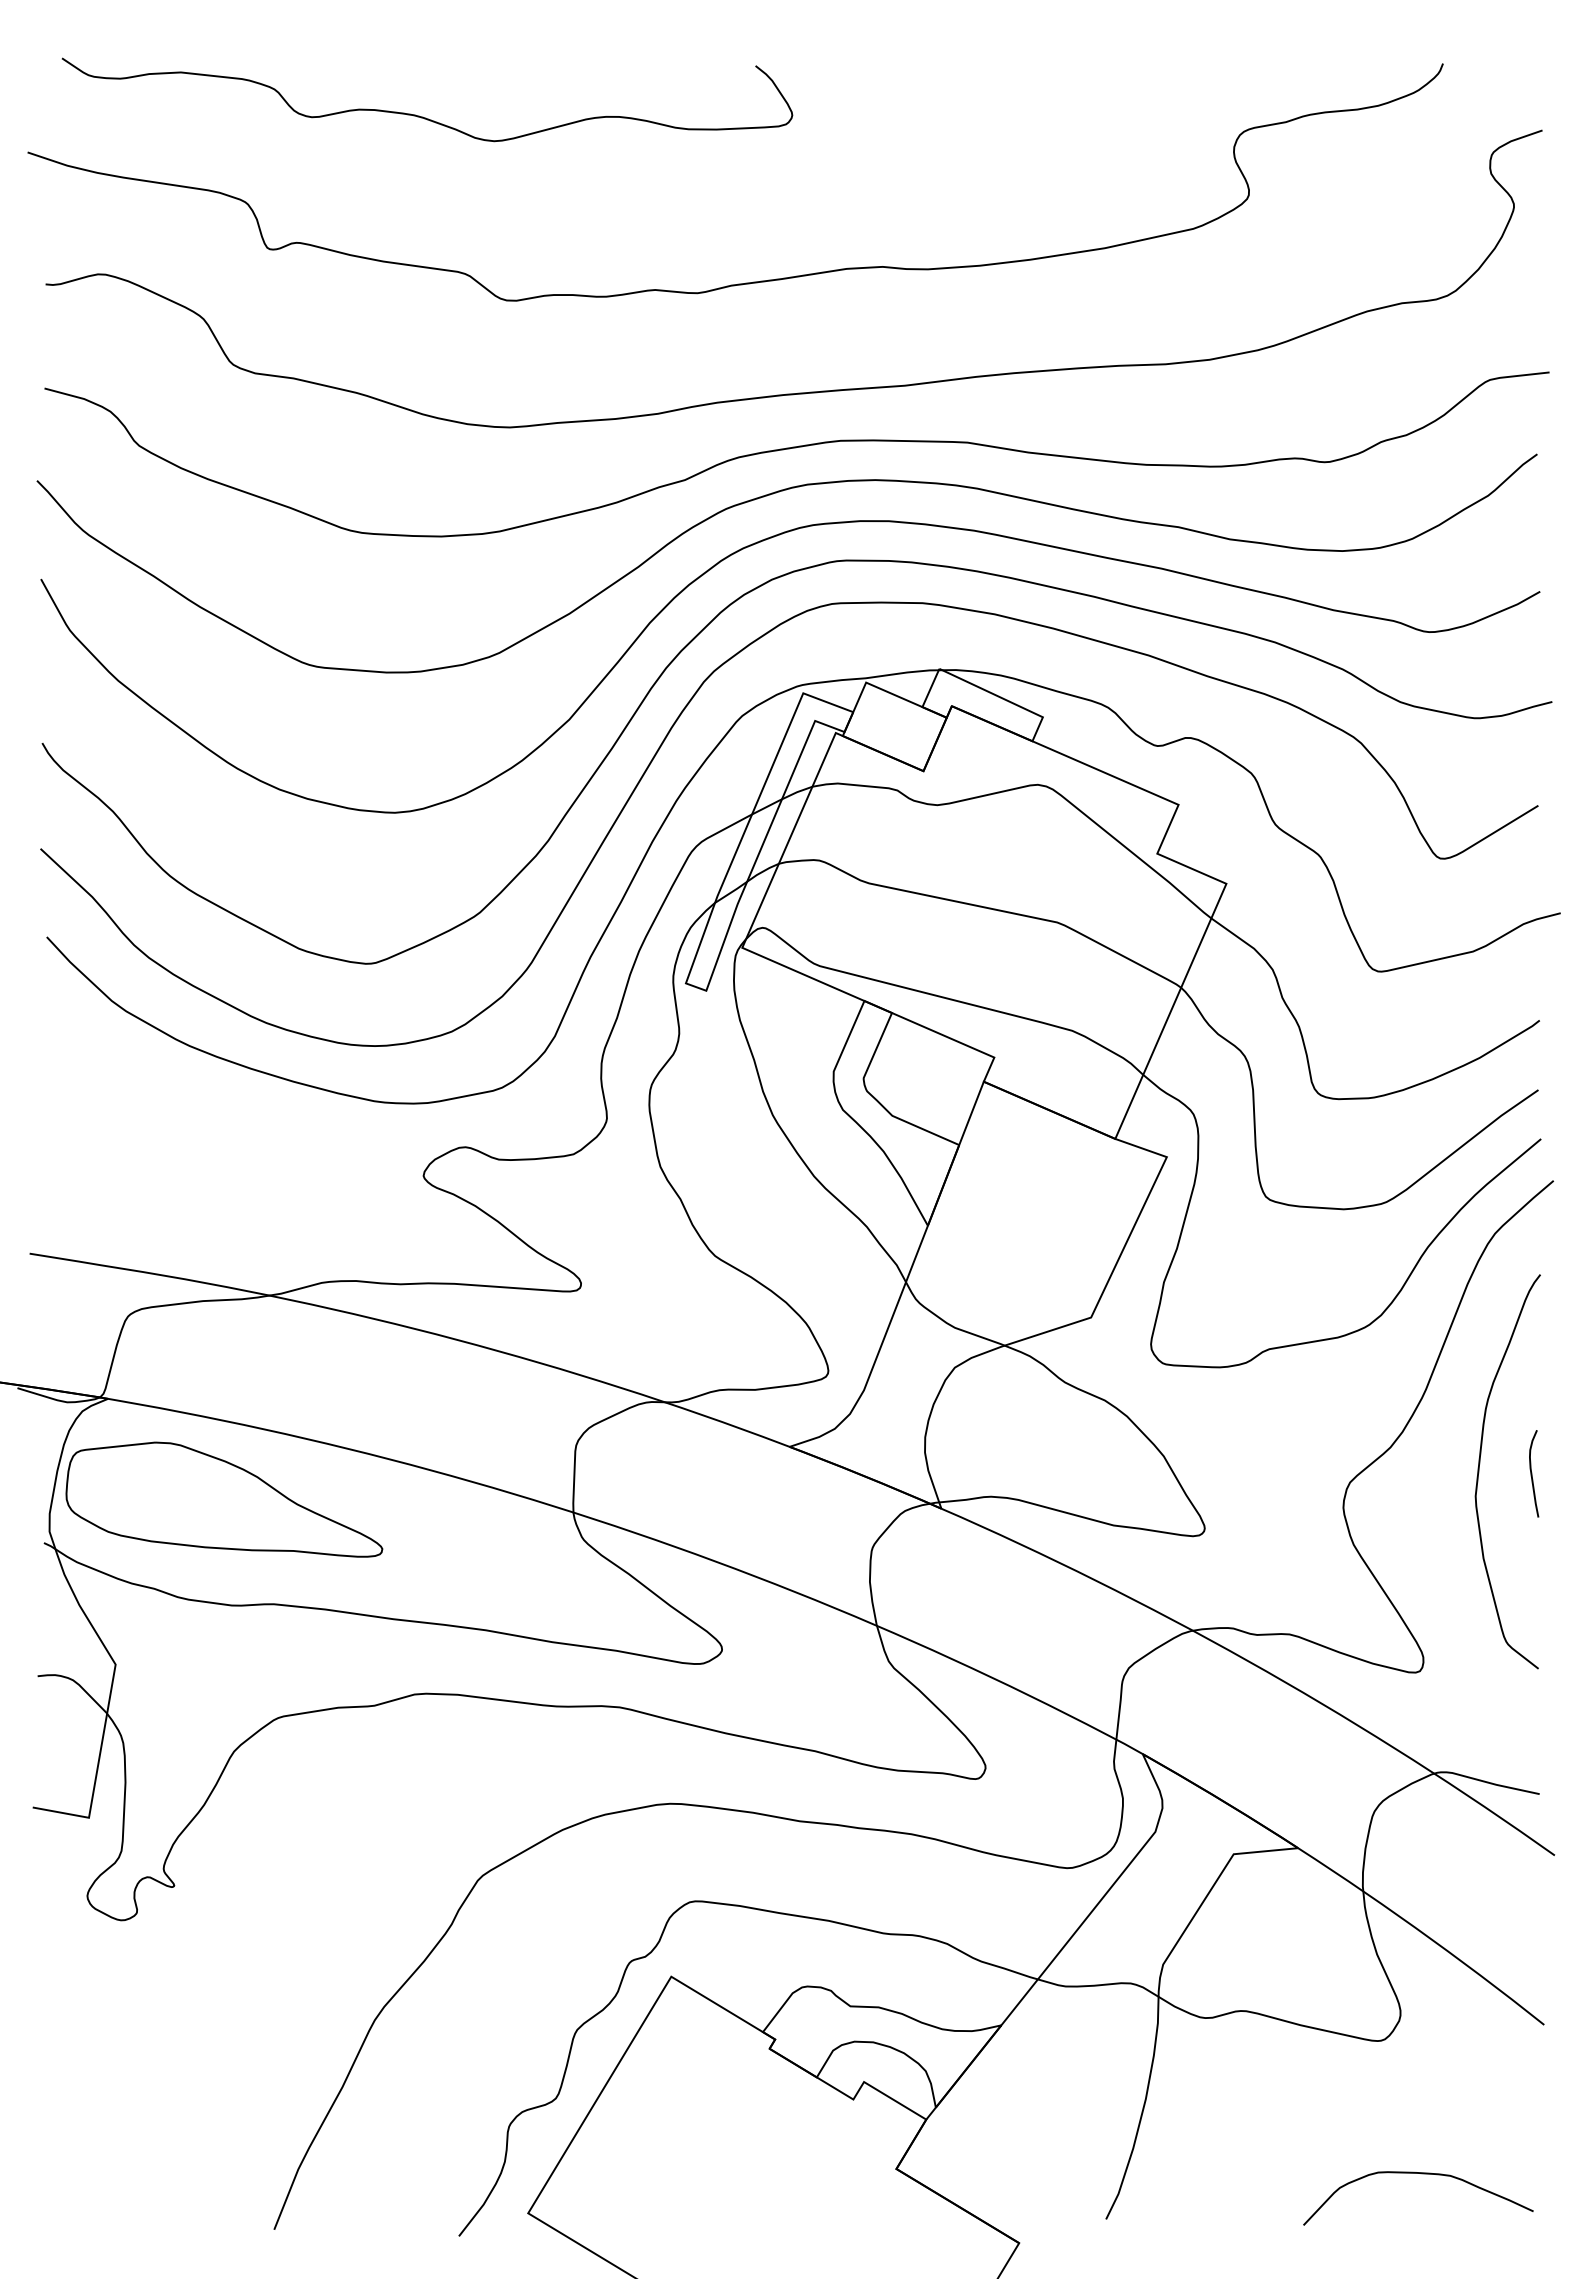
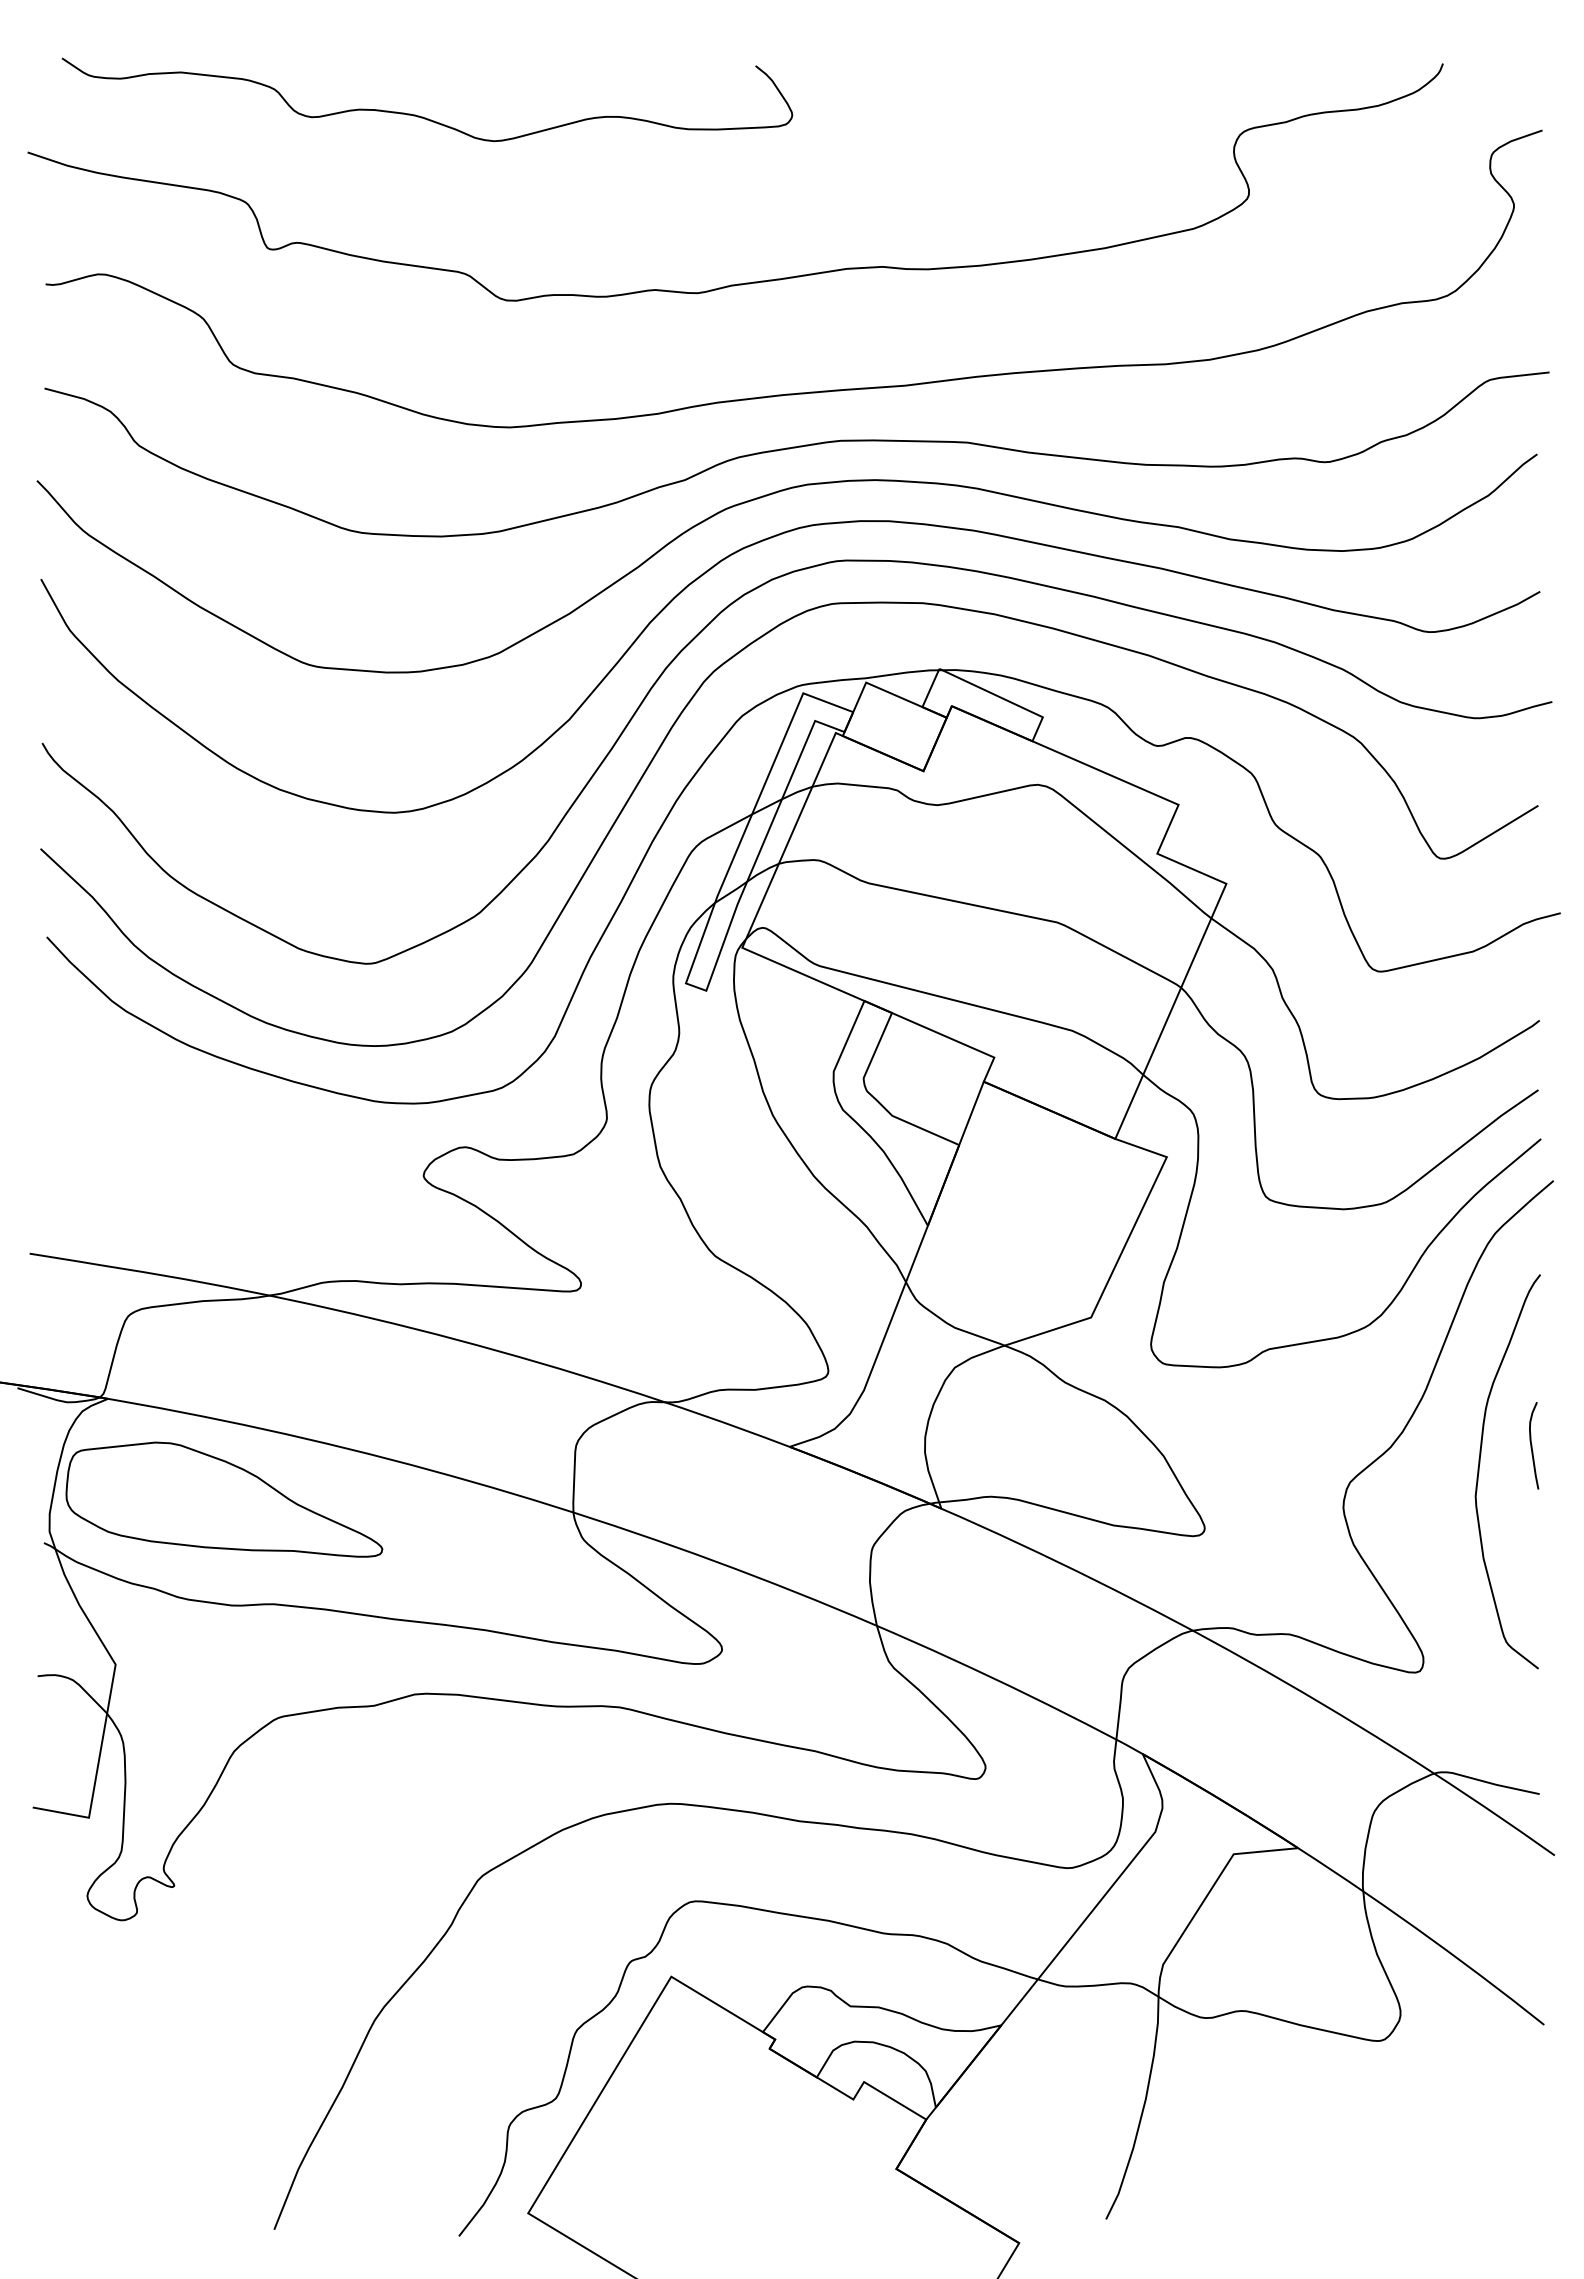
curve position: (1532, 1473) -> (1532, 1445) (1532, 1445)
curve: present -> none (1421, 2174)
